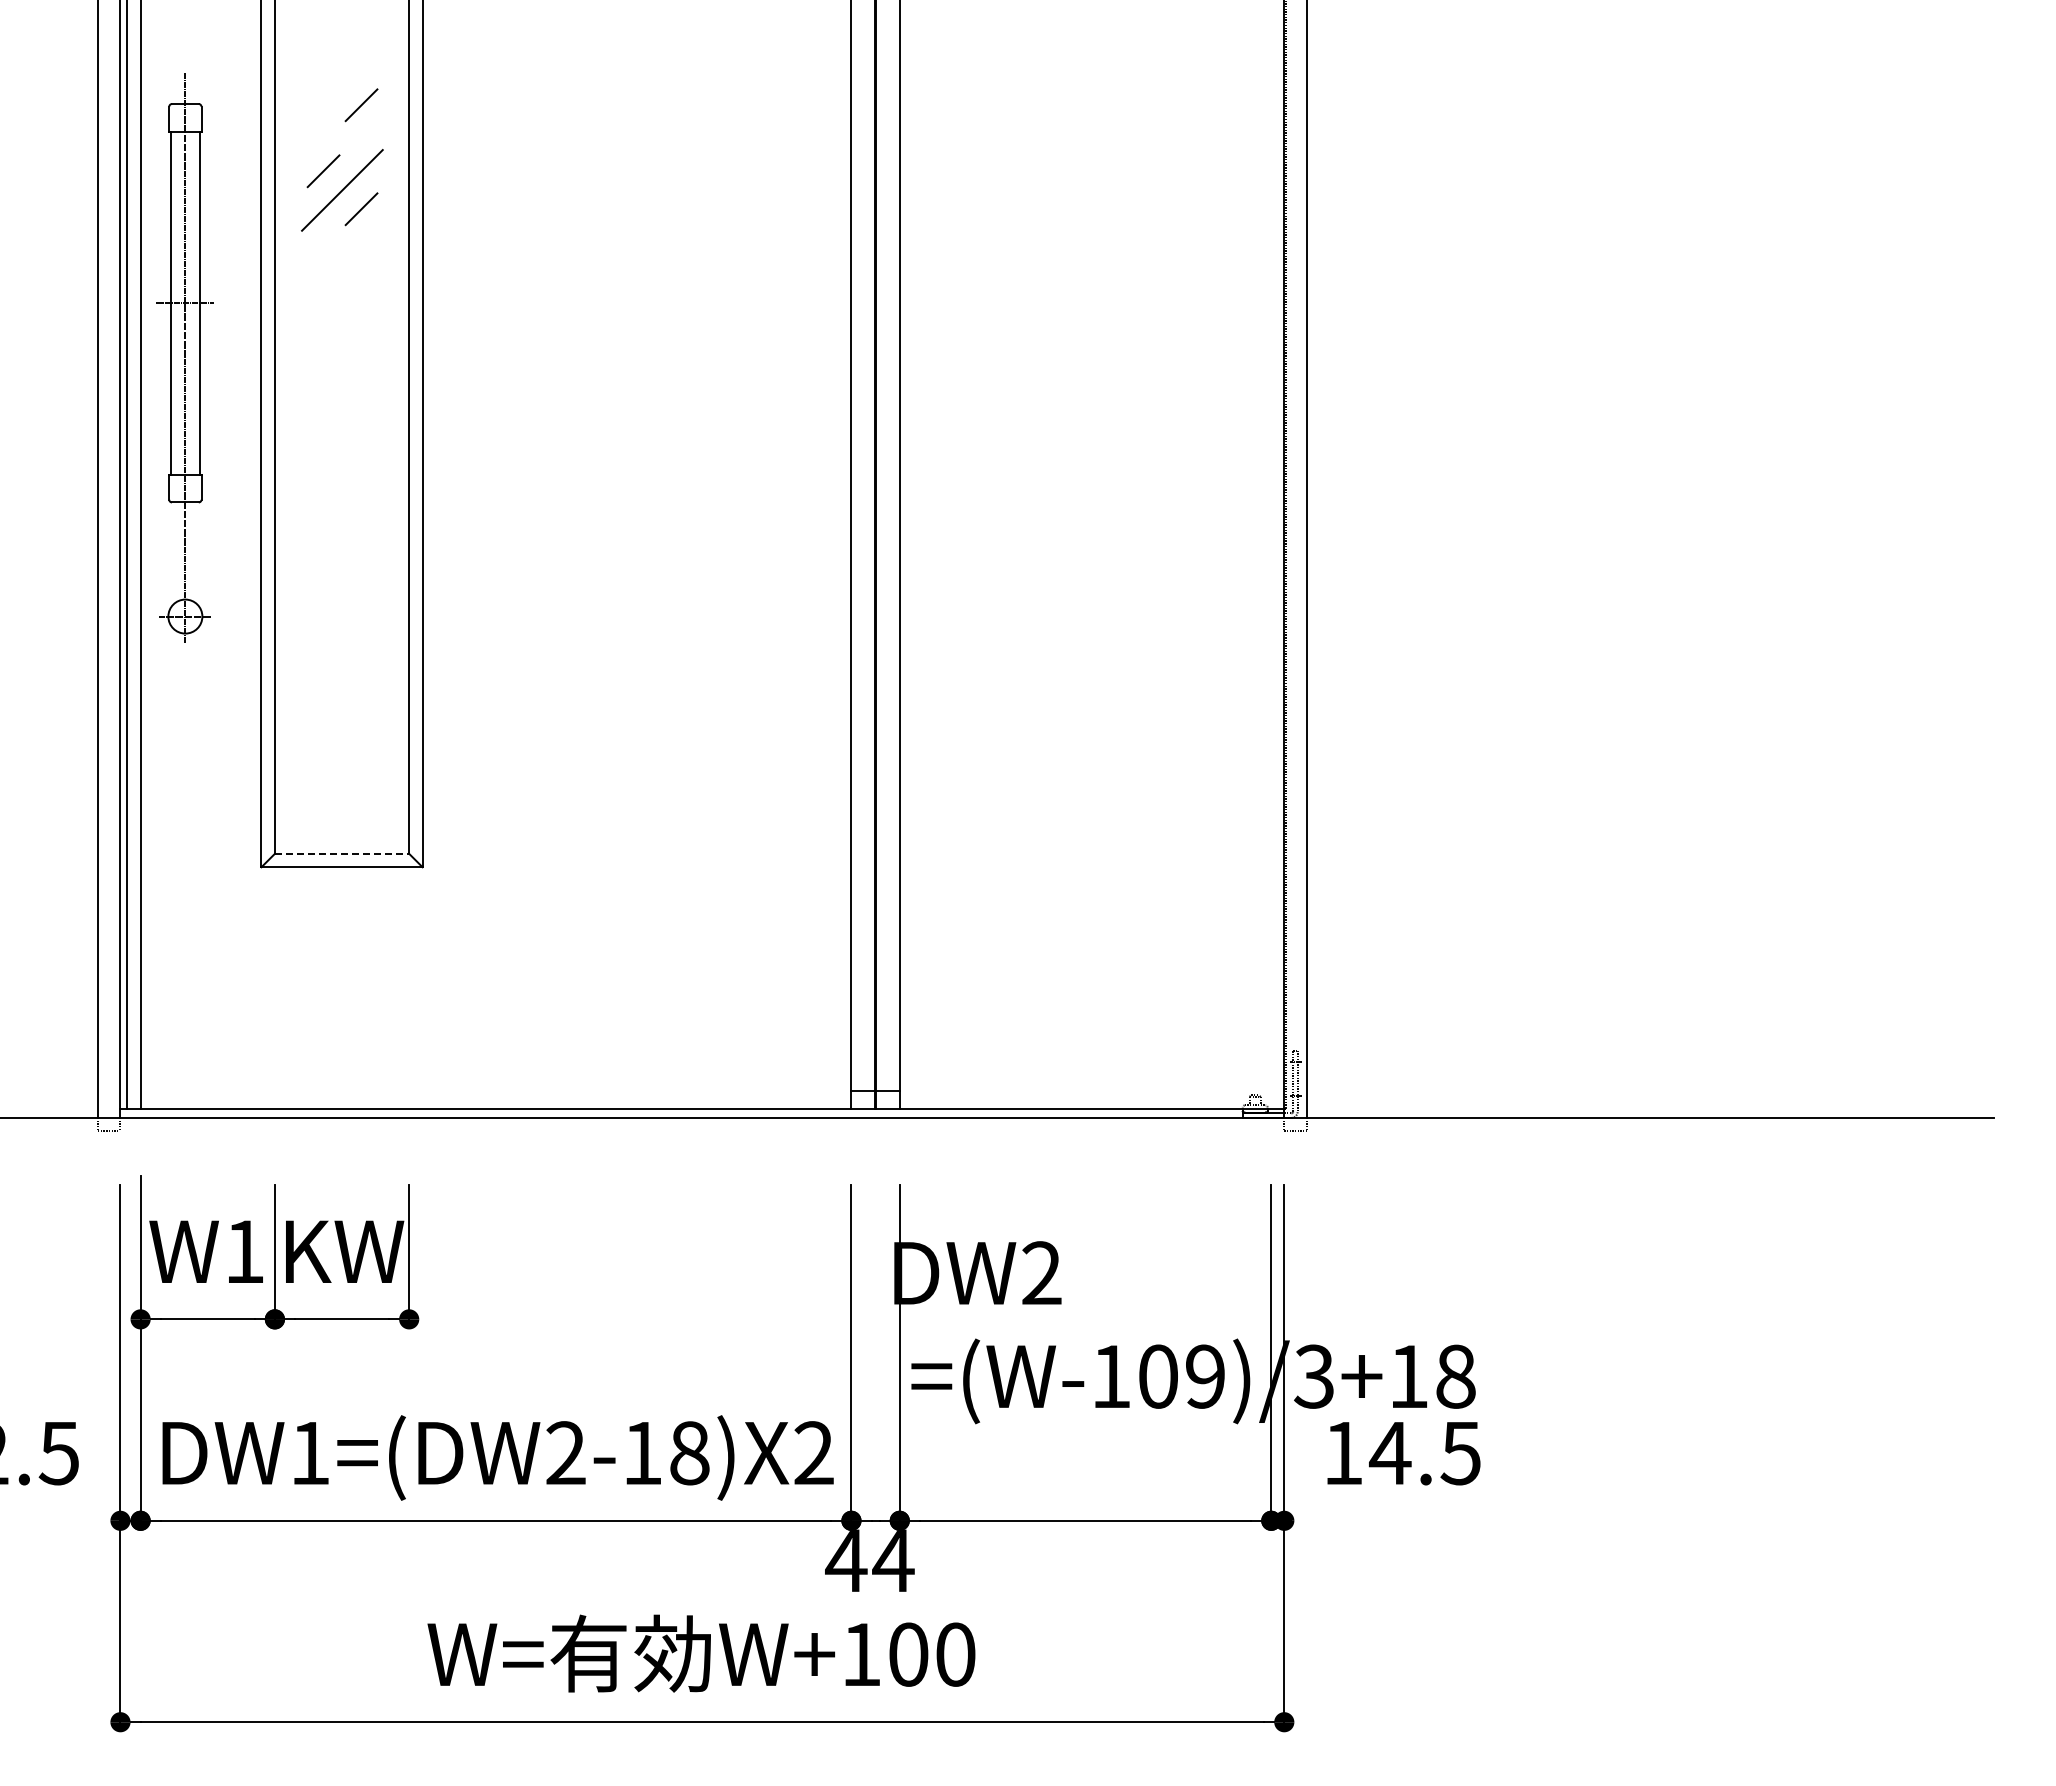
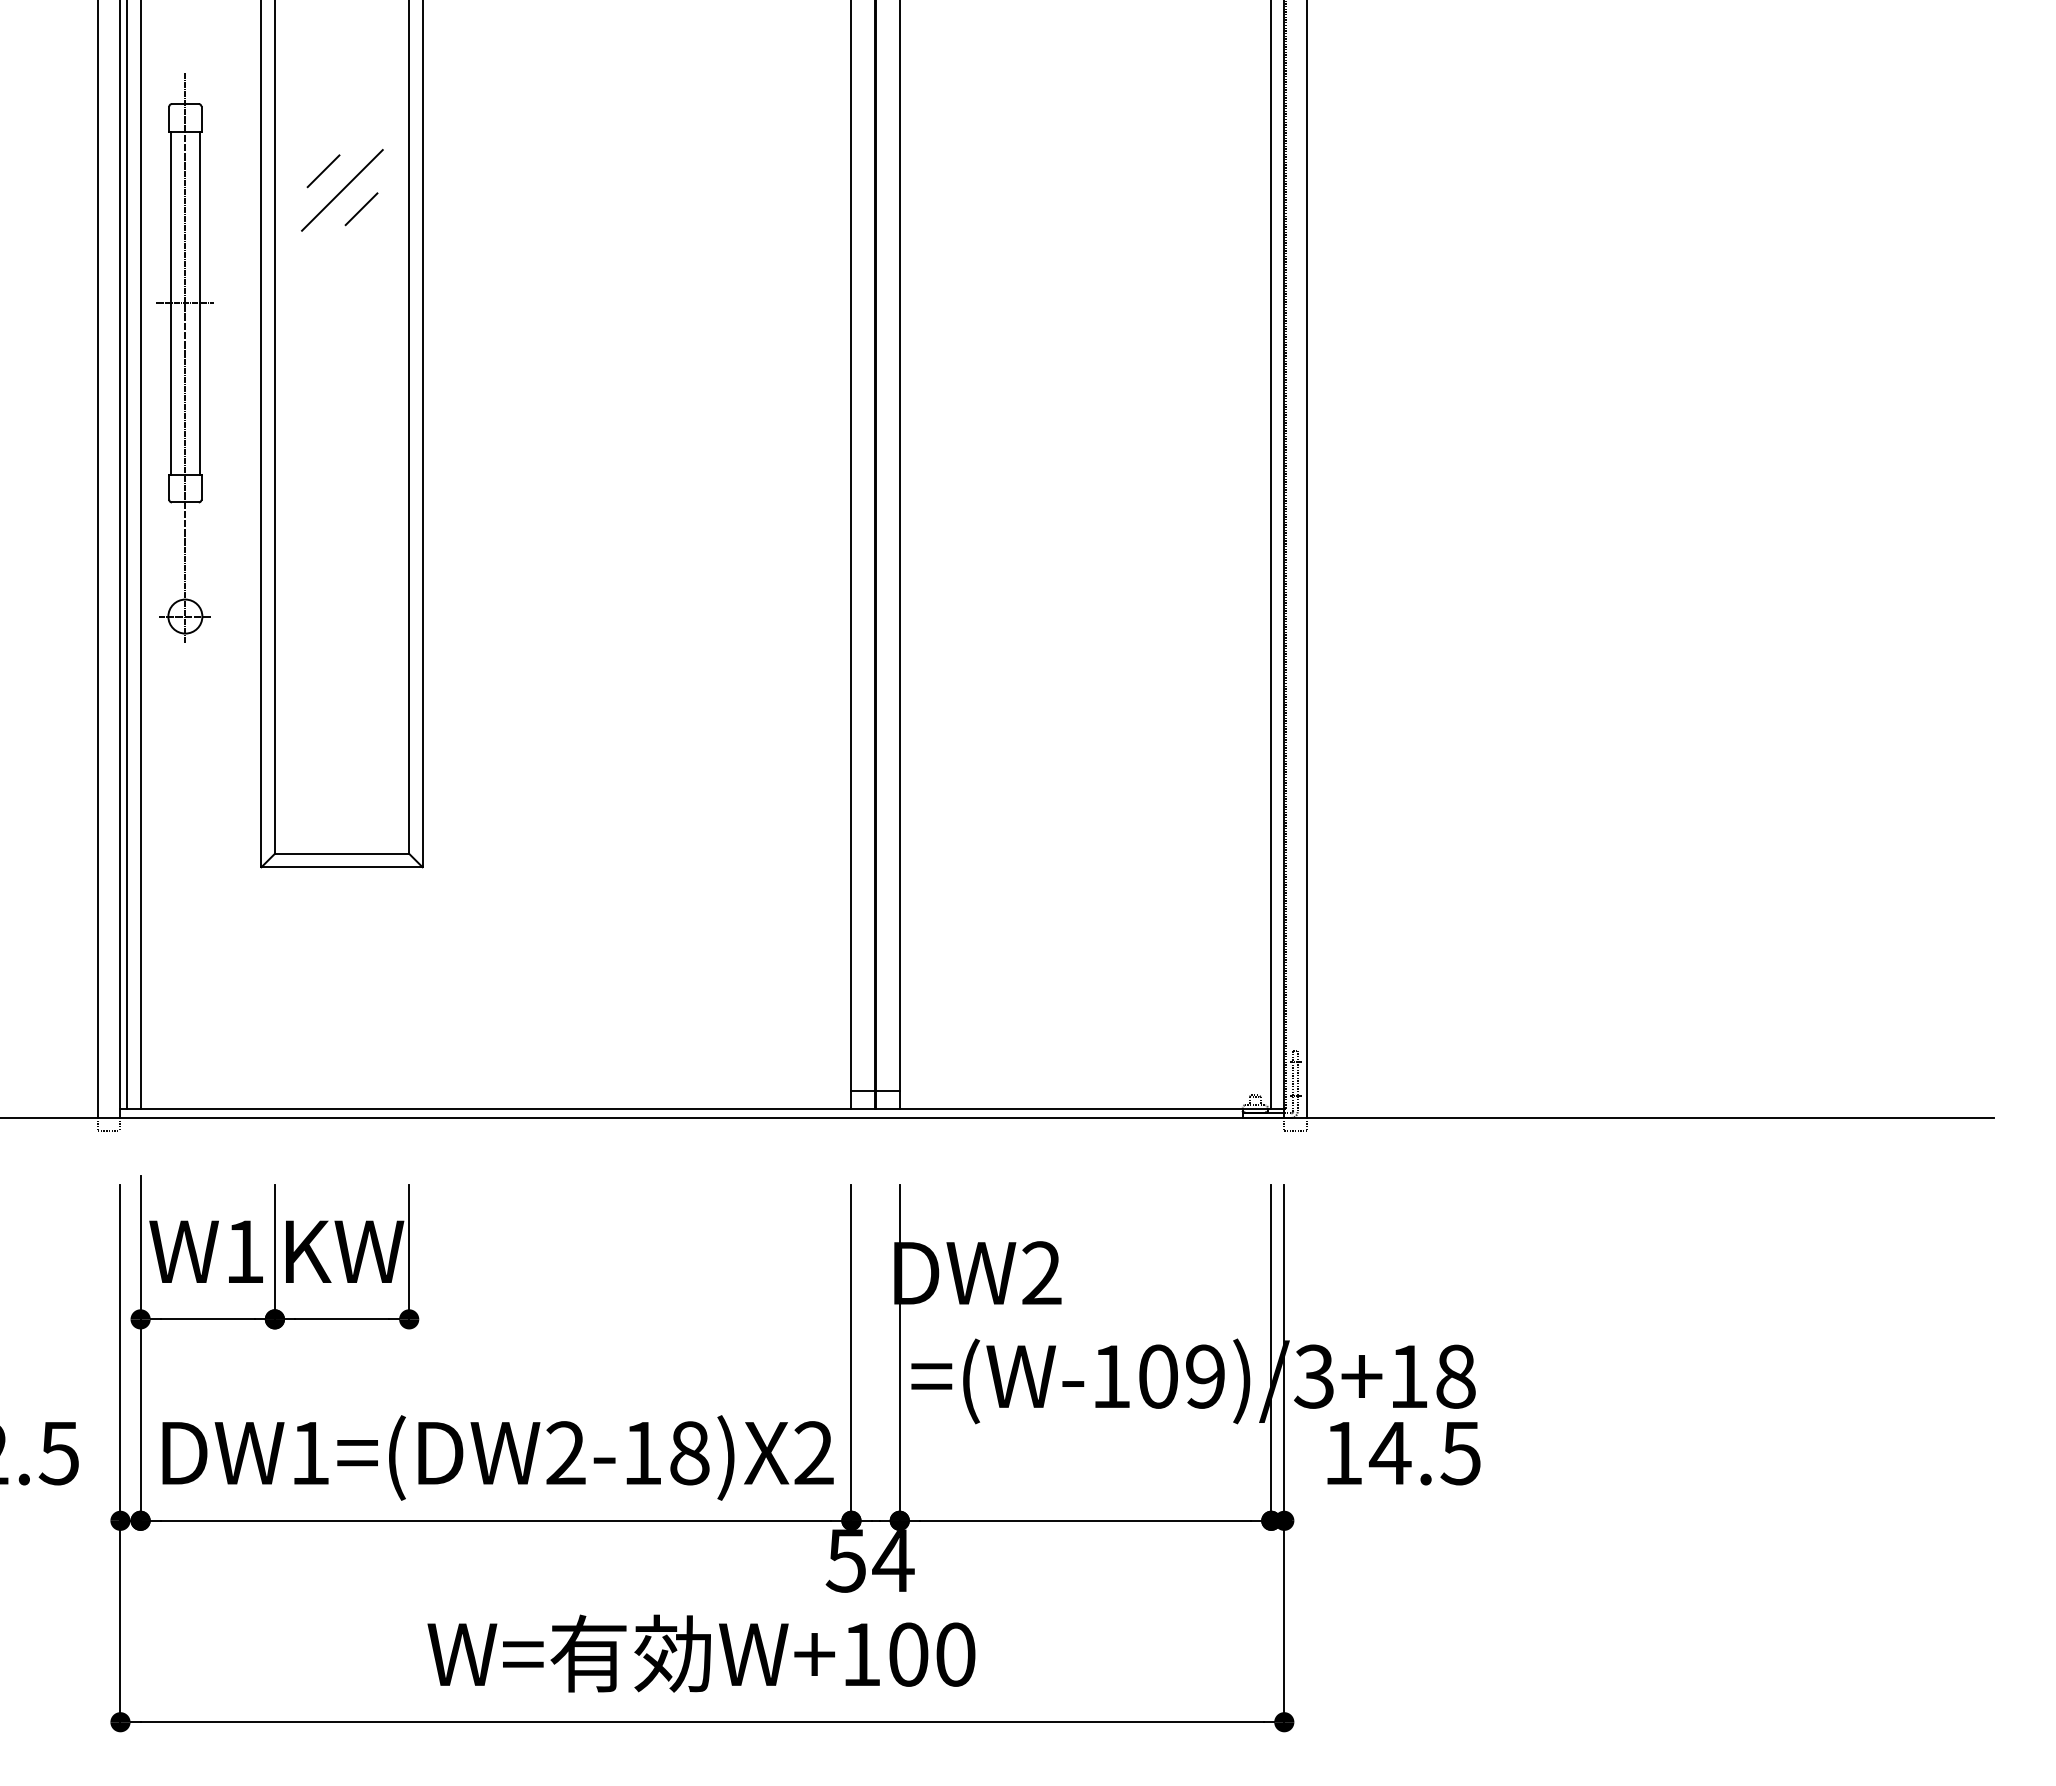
line: present -> none (361, 105)
line: none -> present (1271, 555)
line: dashed -> solid (342, 853)
text: 44 -> 54 (846, 1560)
